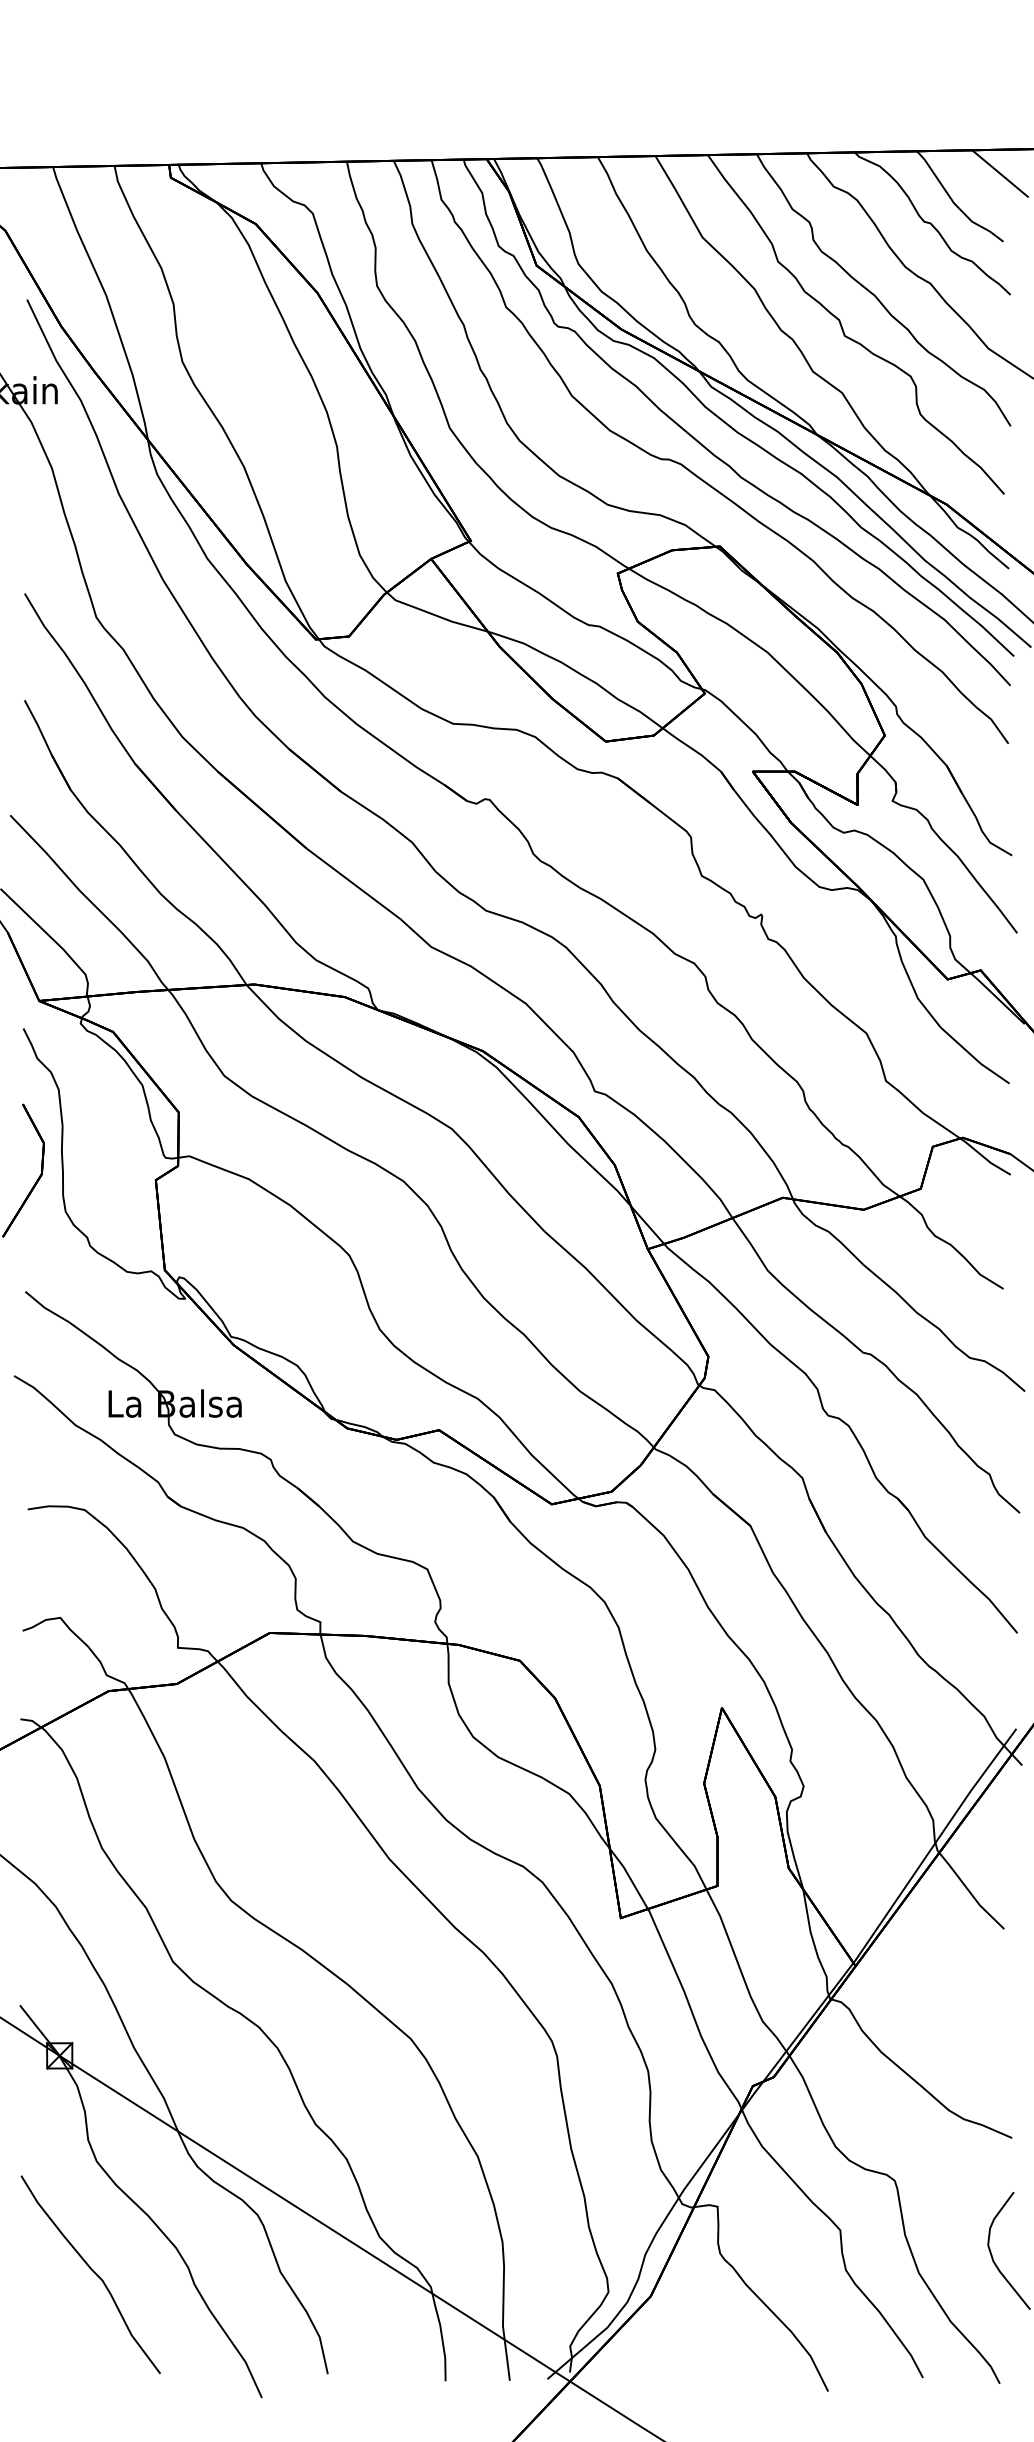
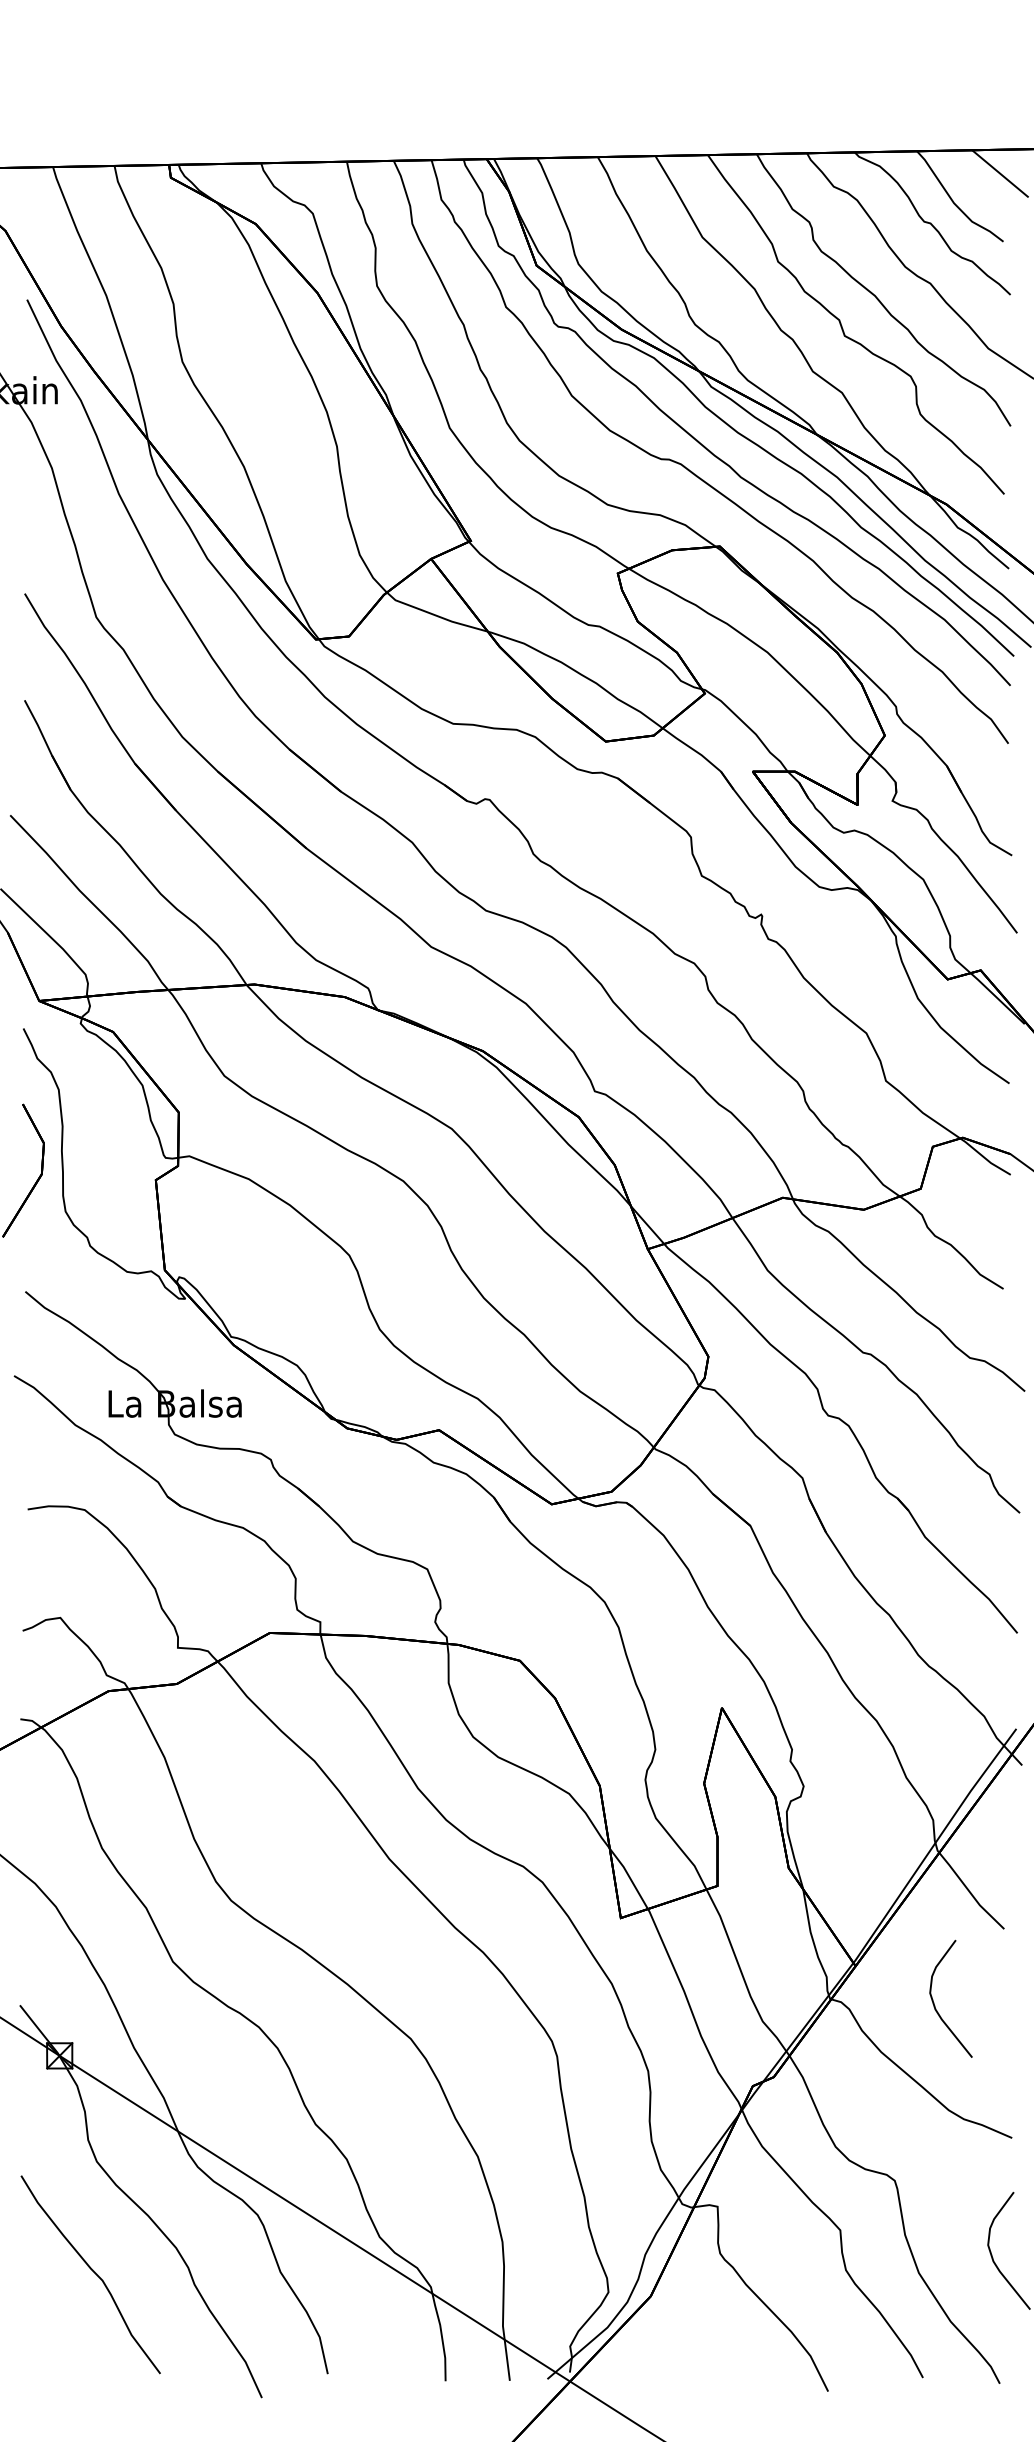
curve: none -> present (934, 2002)
